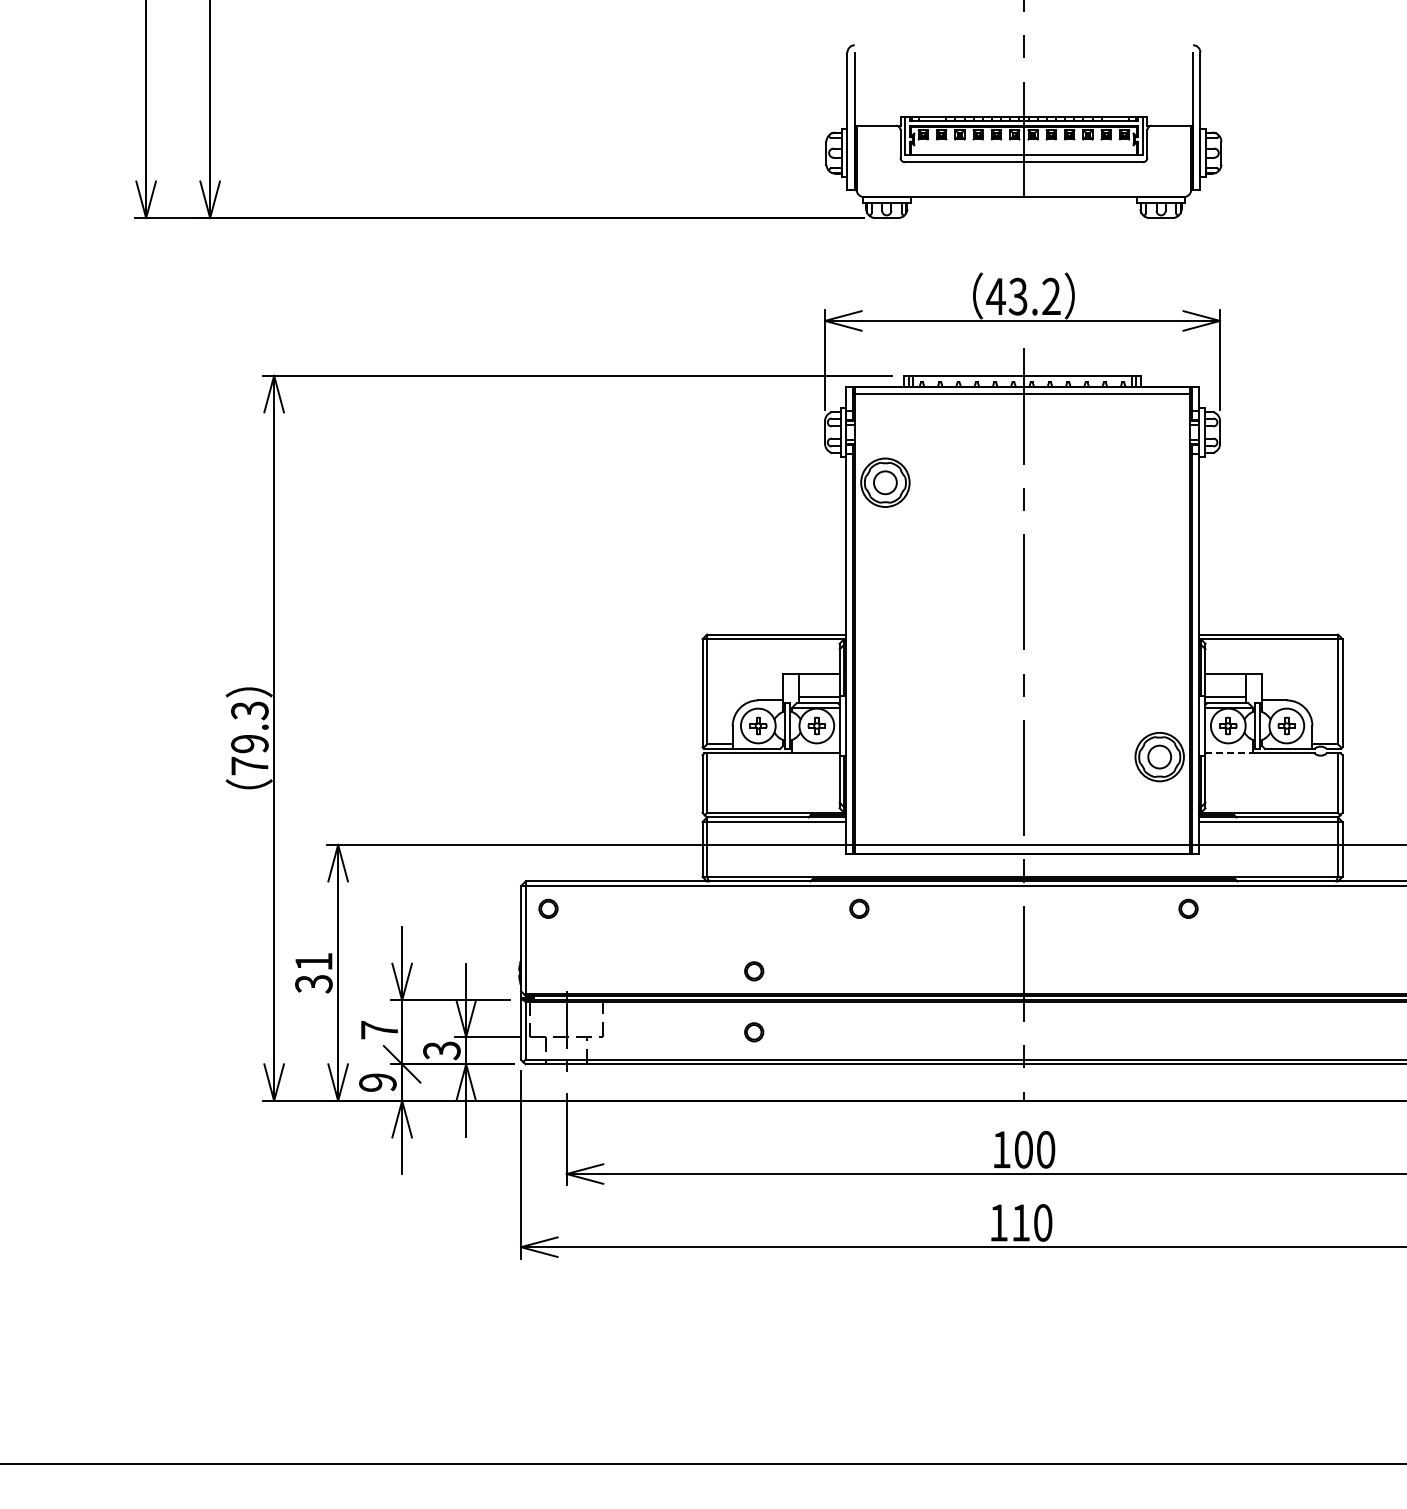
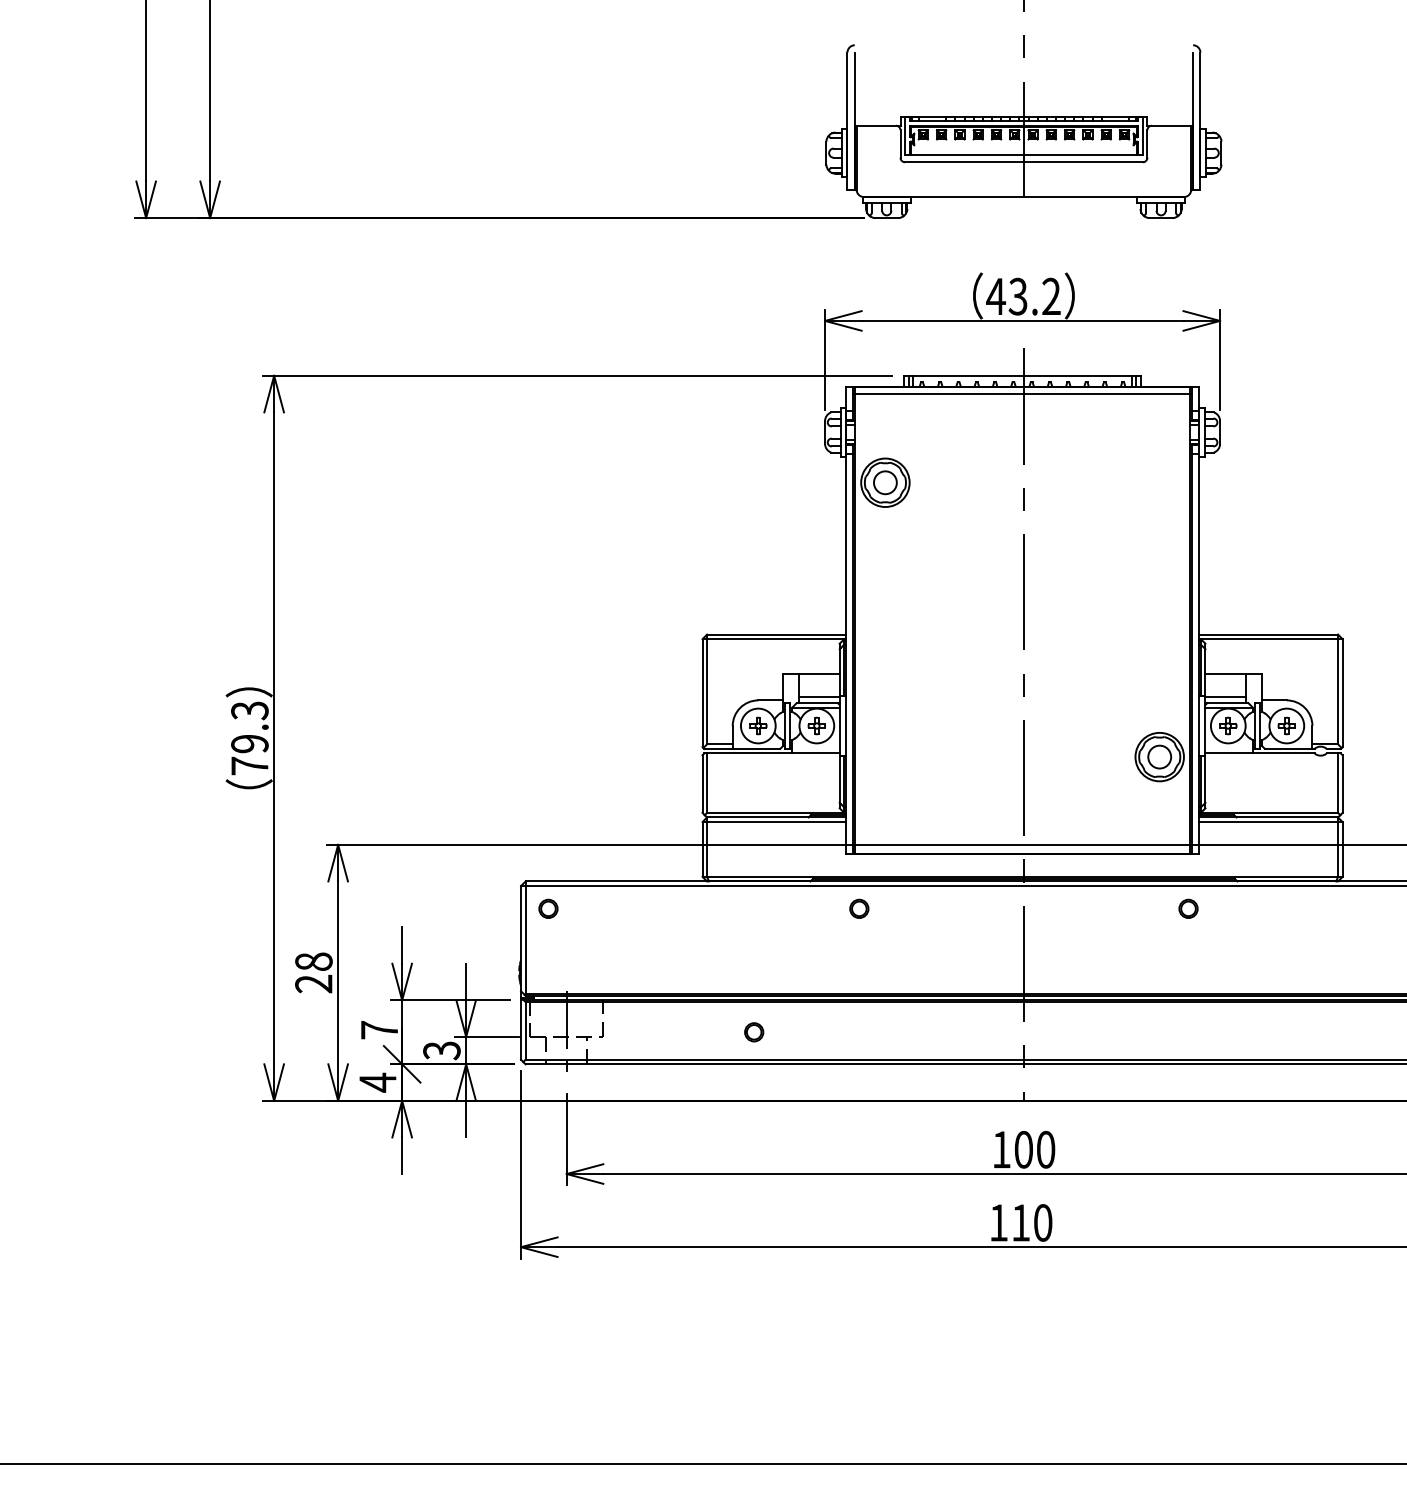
line: dashed -> solid (1229, 752)
part: present -> none (754, 971)
text: 31 -> 28 (313, 972)
text: 9 -> 4 (377, 1082)
